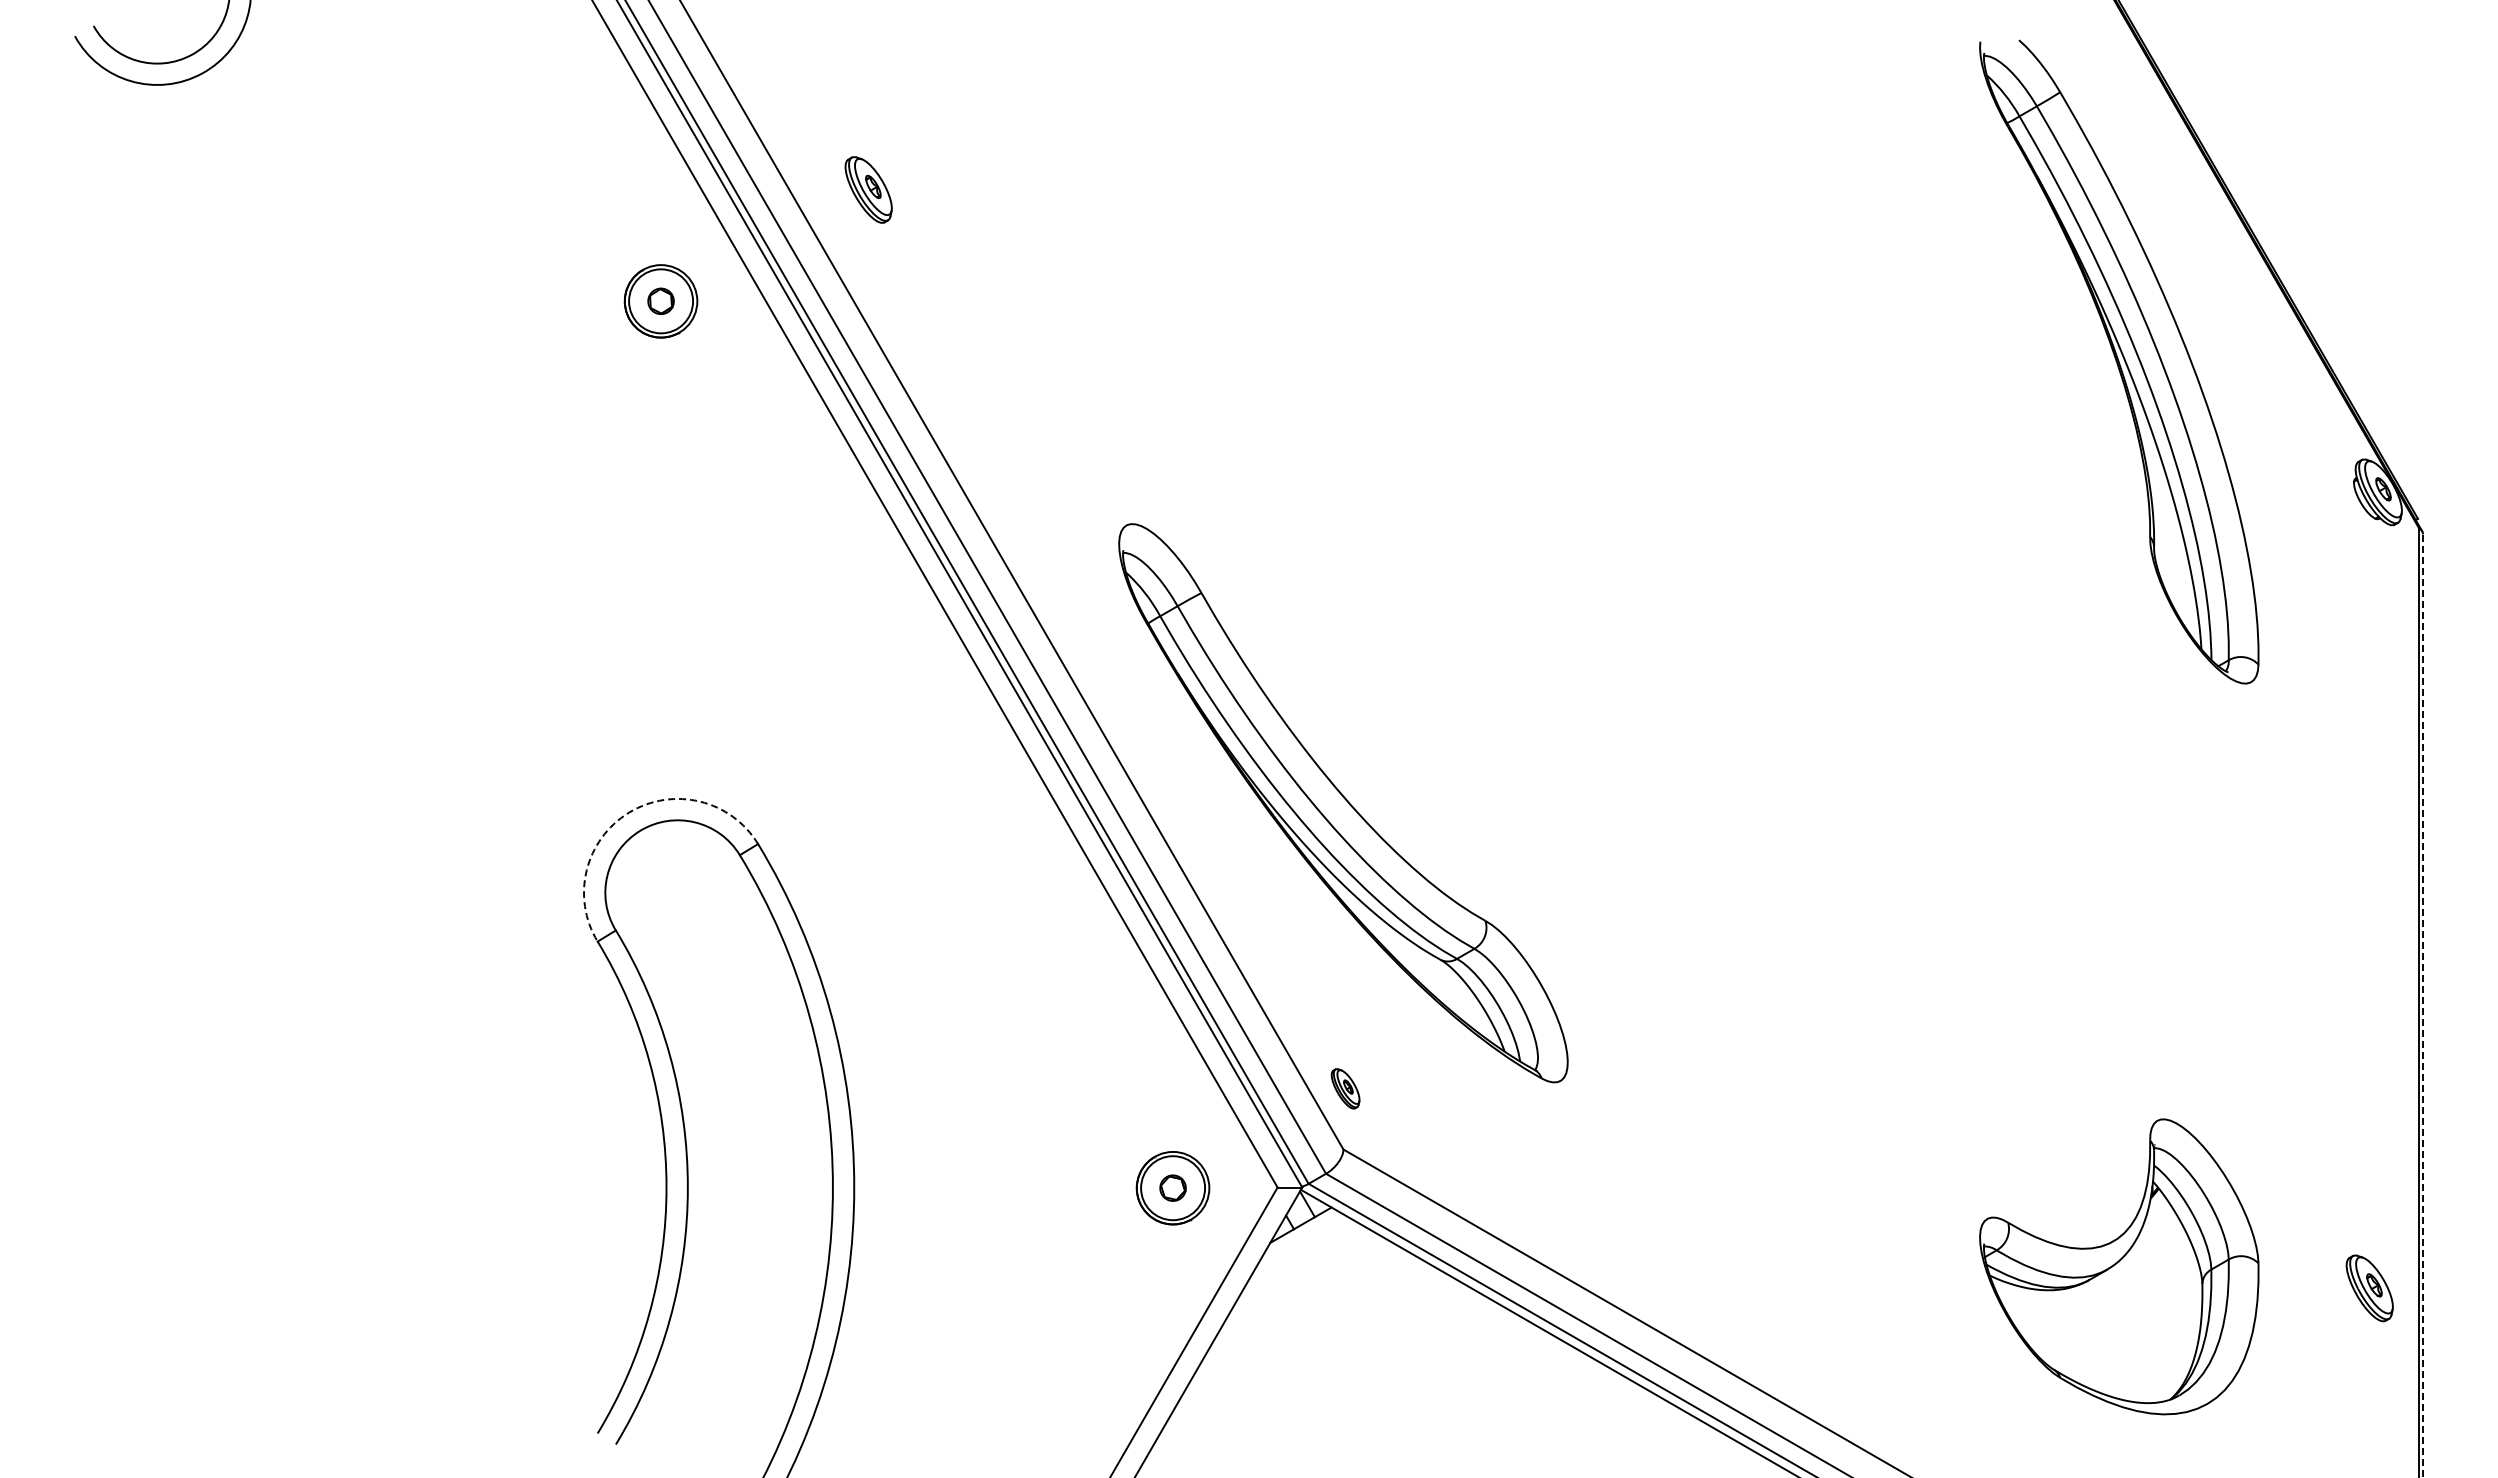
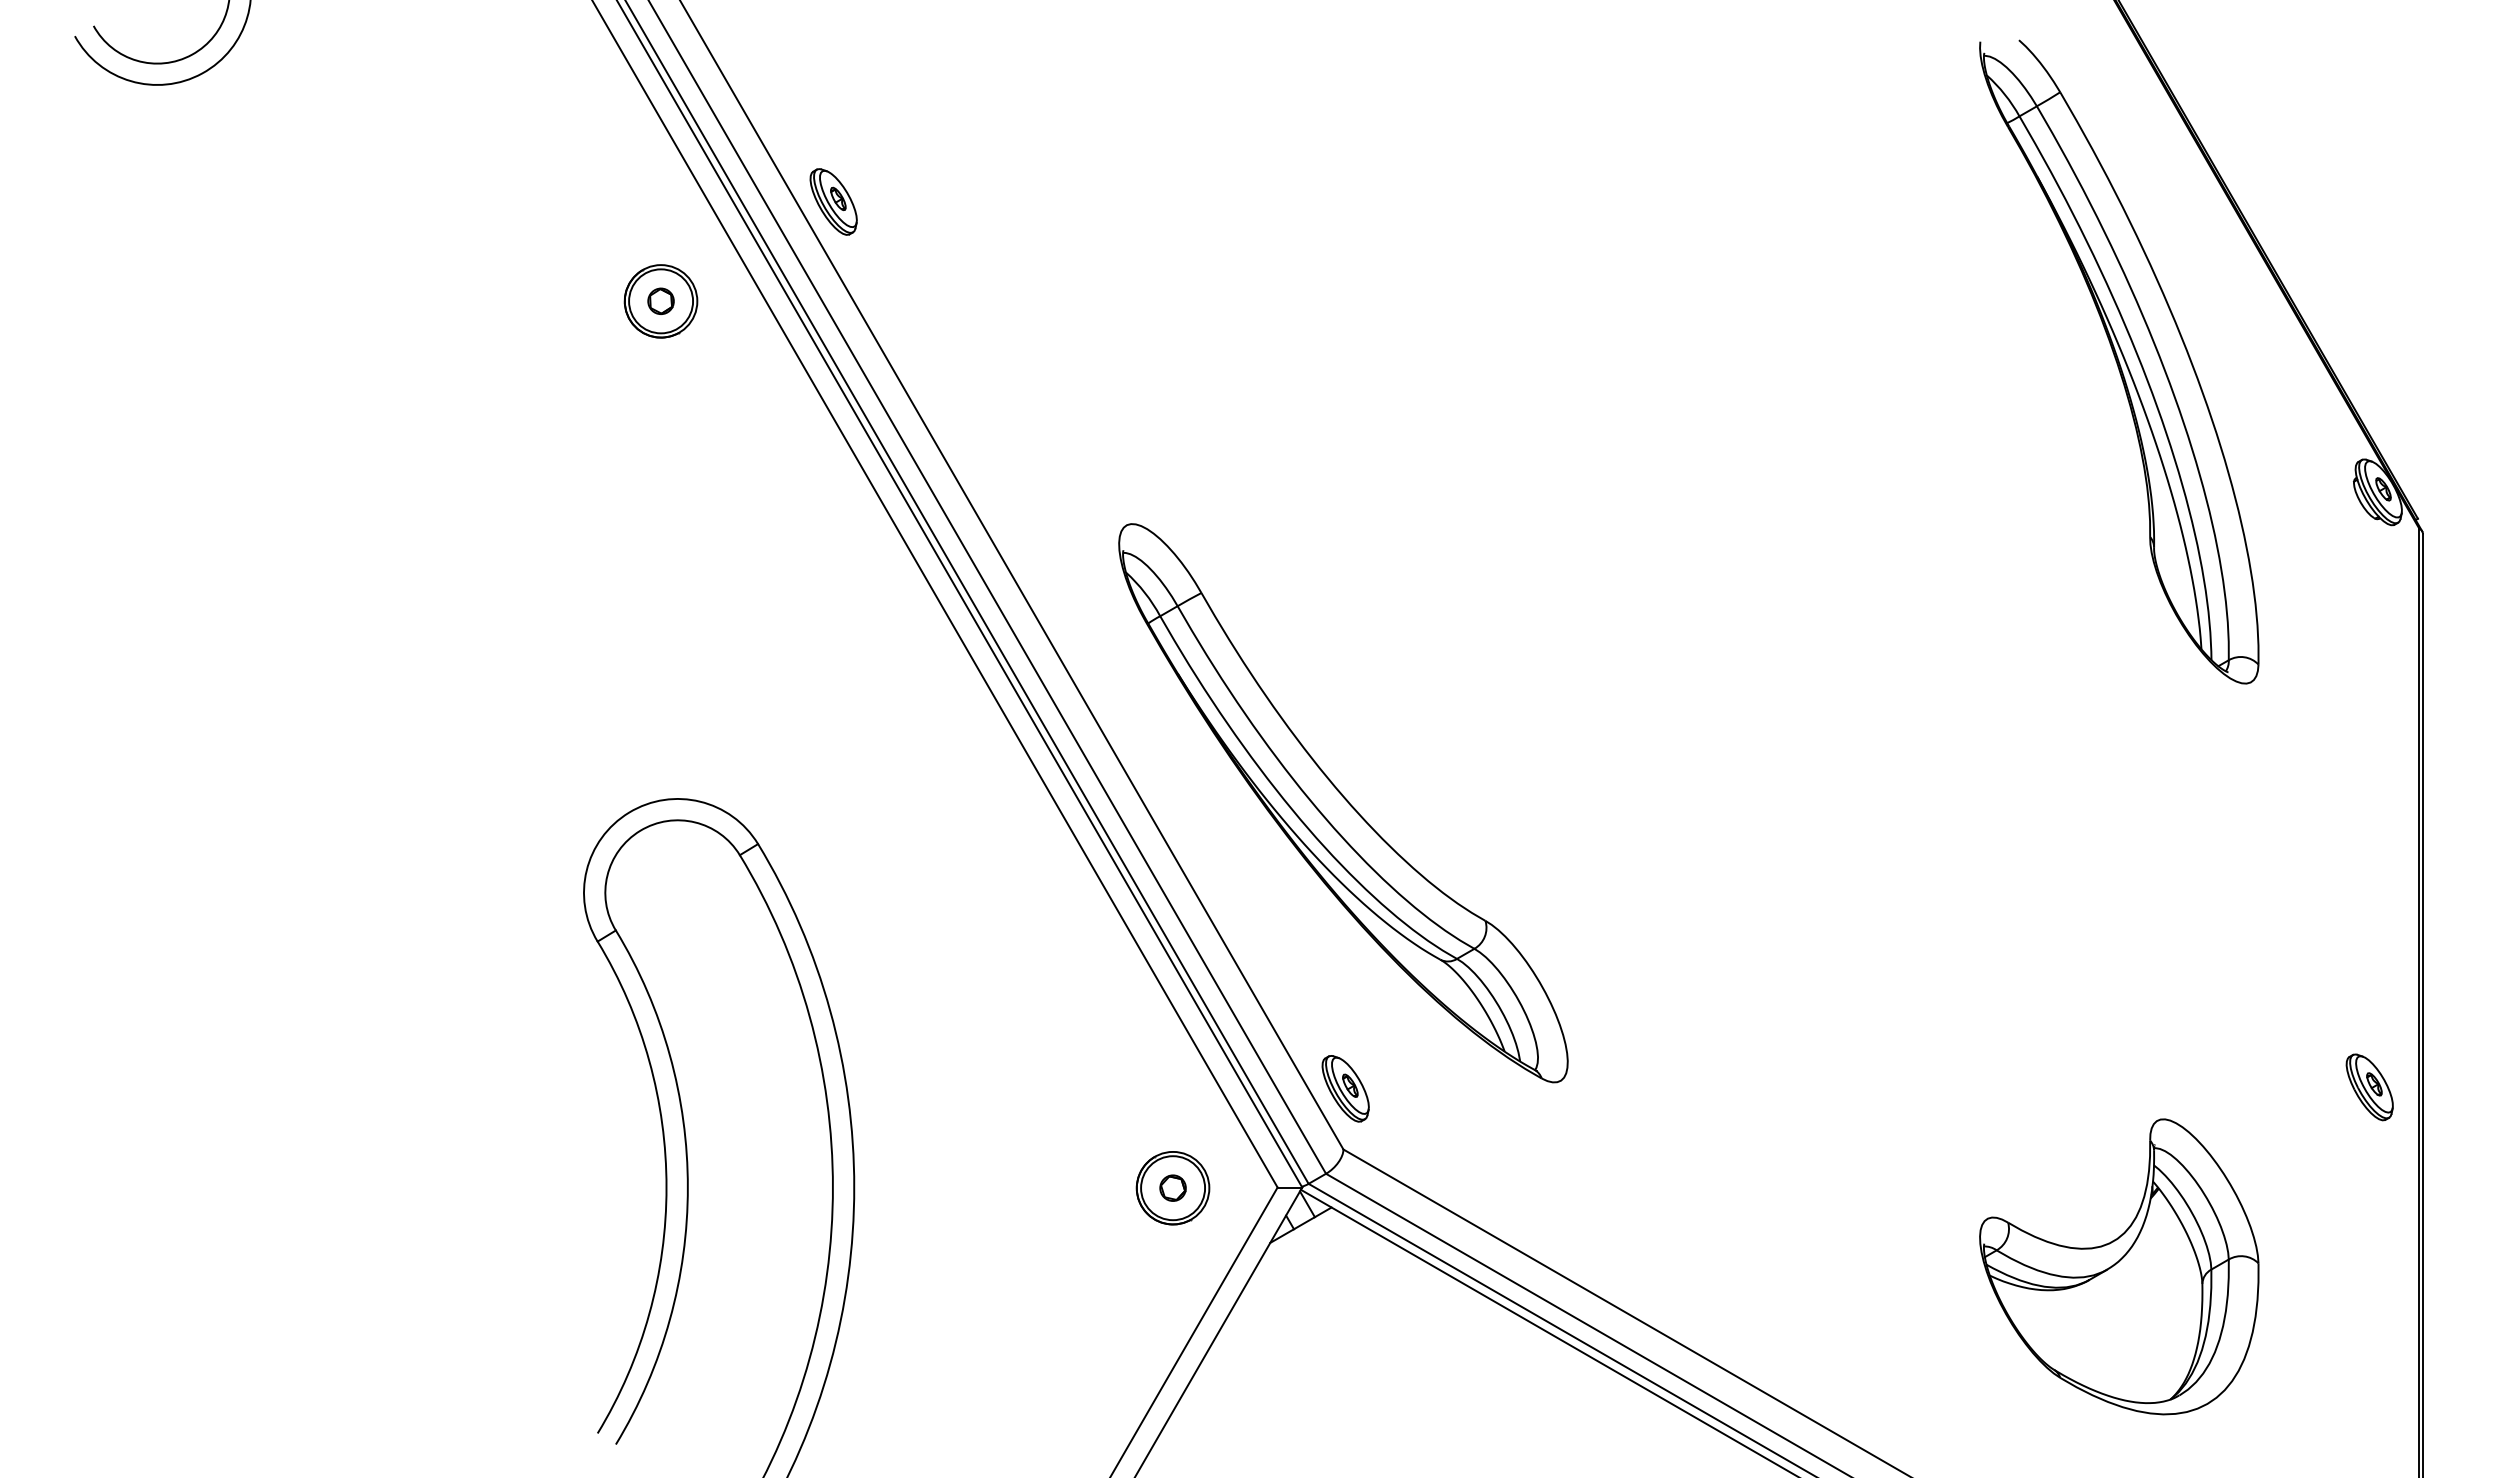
part position: (868, 189) -> (833, 201) (833, 201)
arc: dashed -> solid (629, 812)
line: dashed -> solid (2423, 1006)
part size: 31x42 px -> 49x68 px (1345, 1088)
part position: (2369, 1288) -> (2369, 1087) (2369, 1087)
